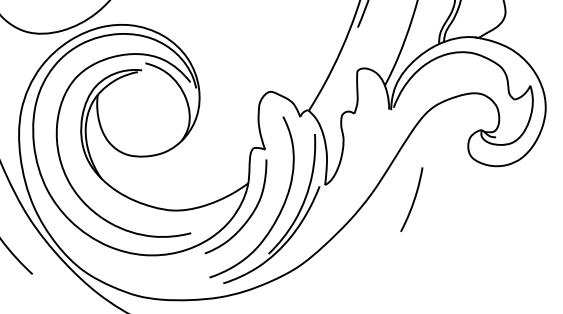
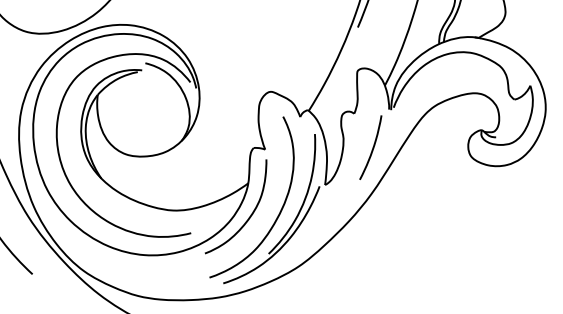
curve position: (413, 199) -> (372, 147) (372, 147)
